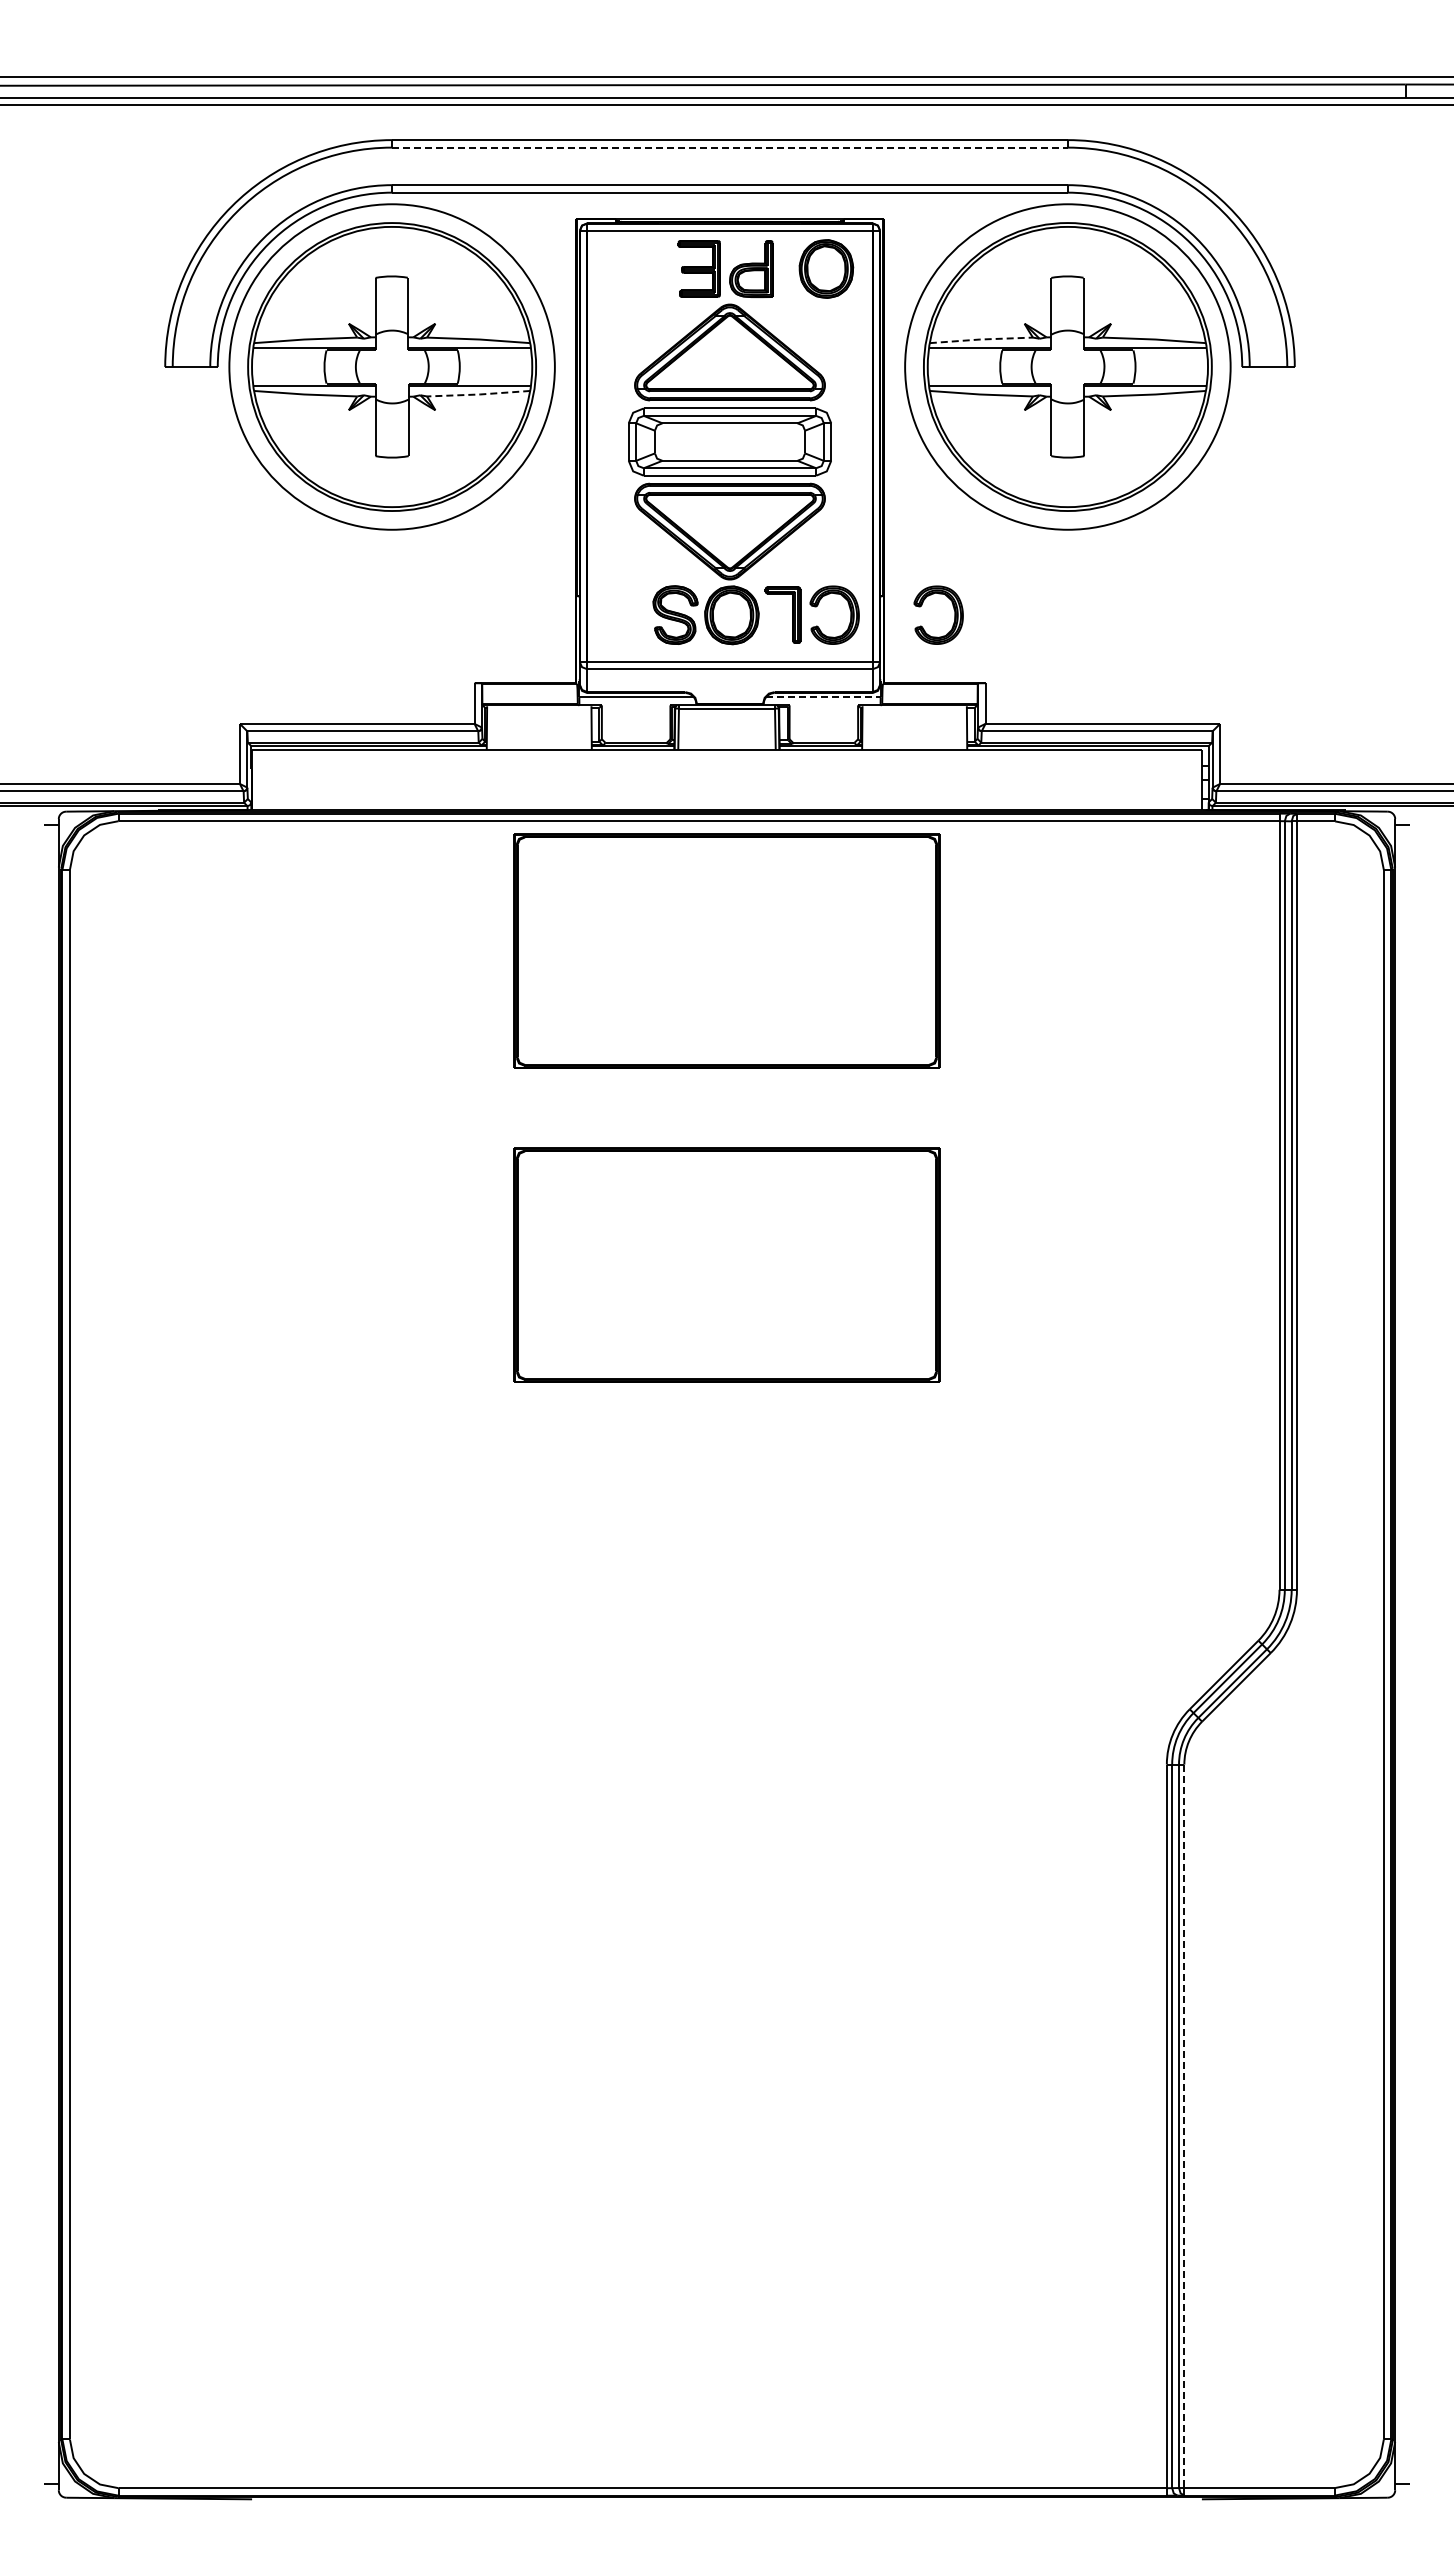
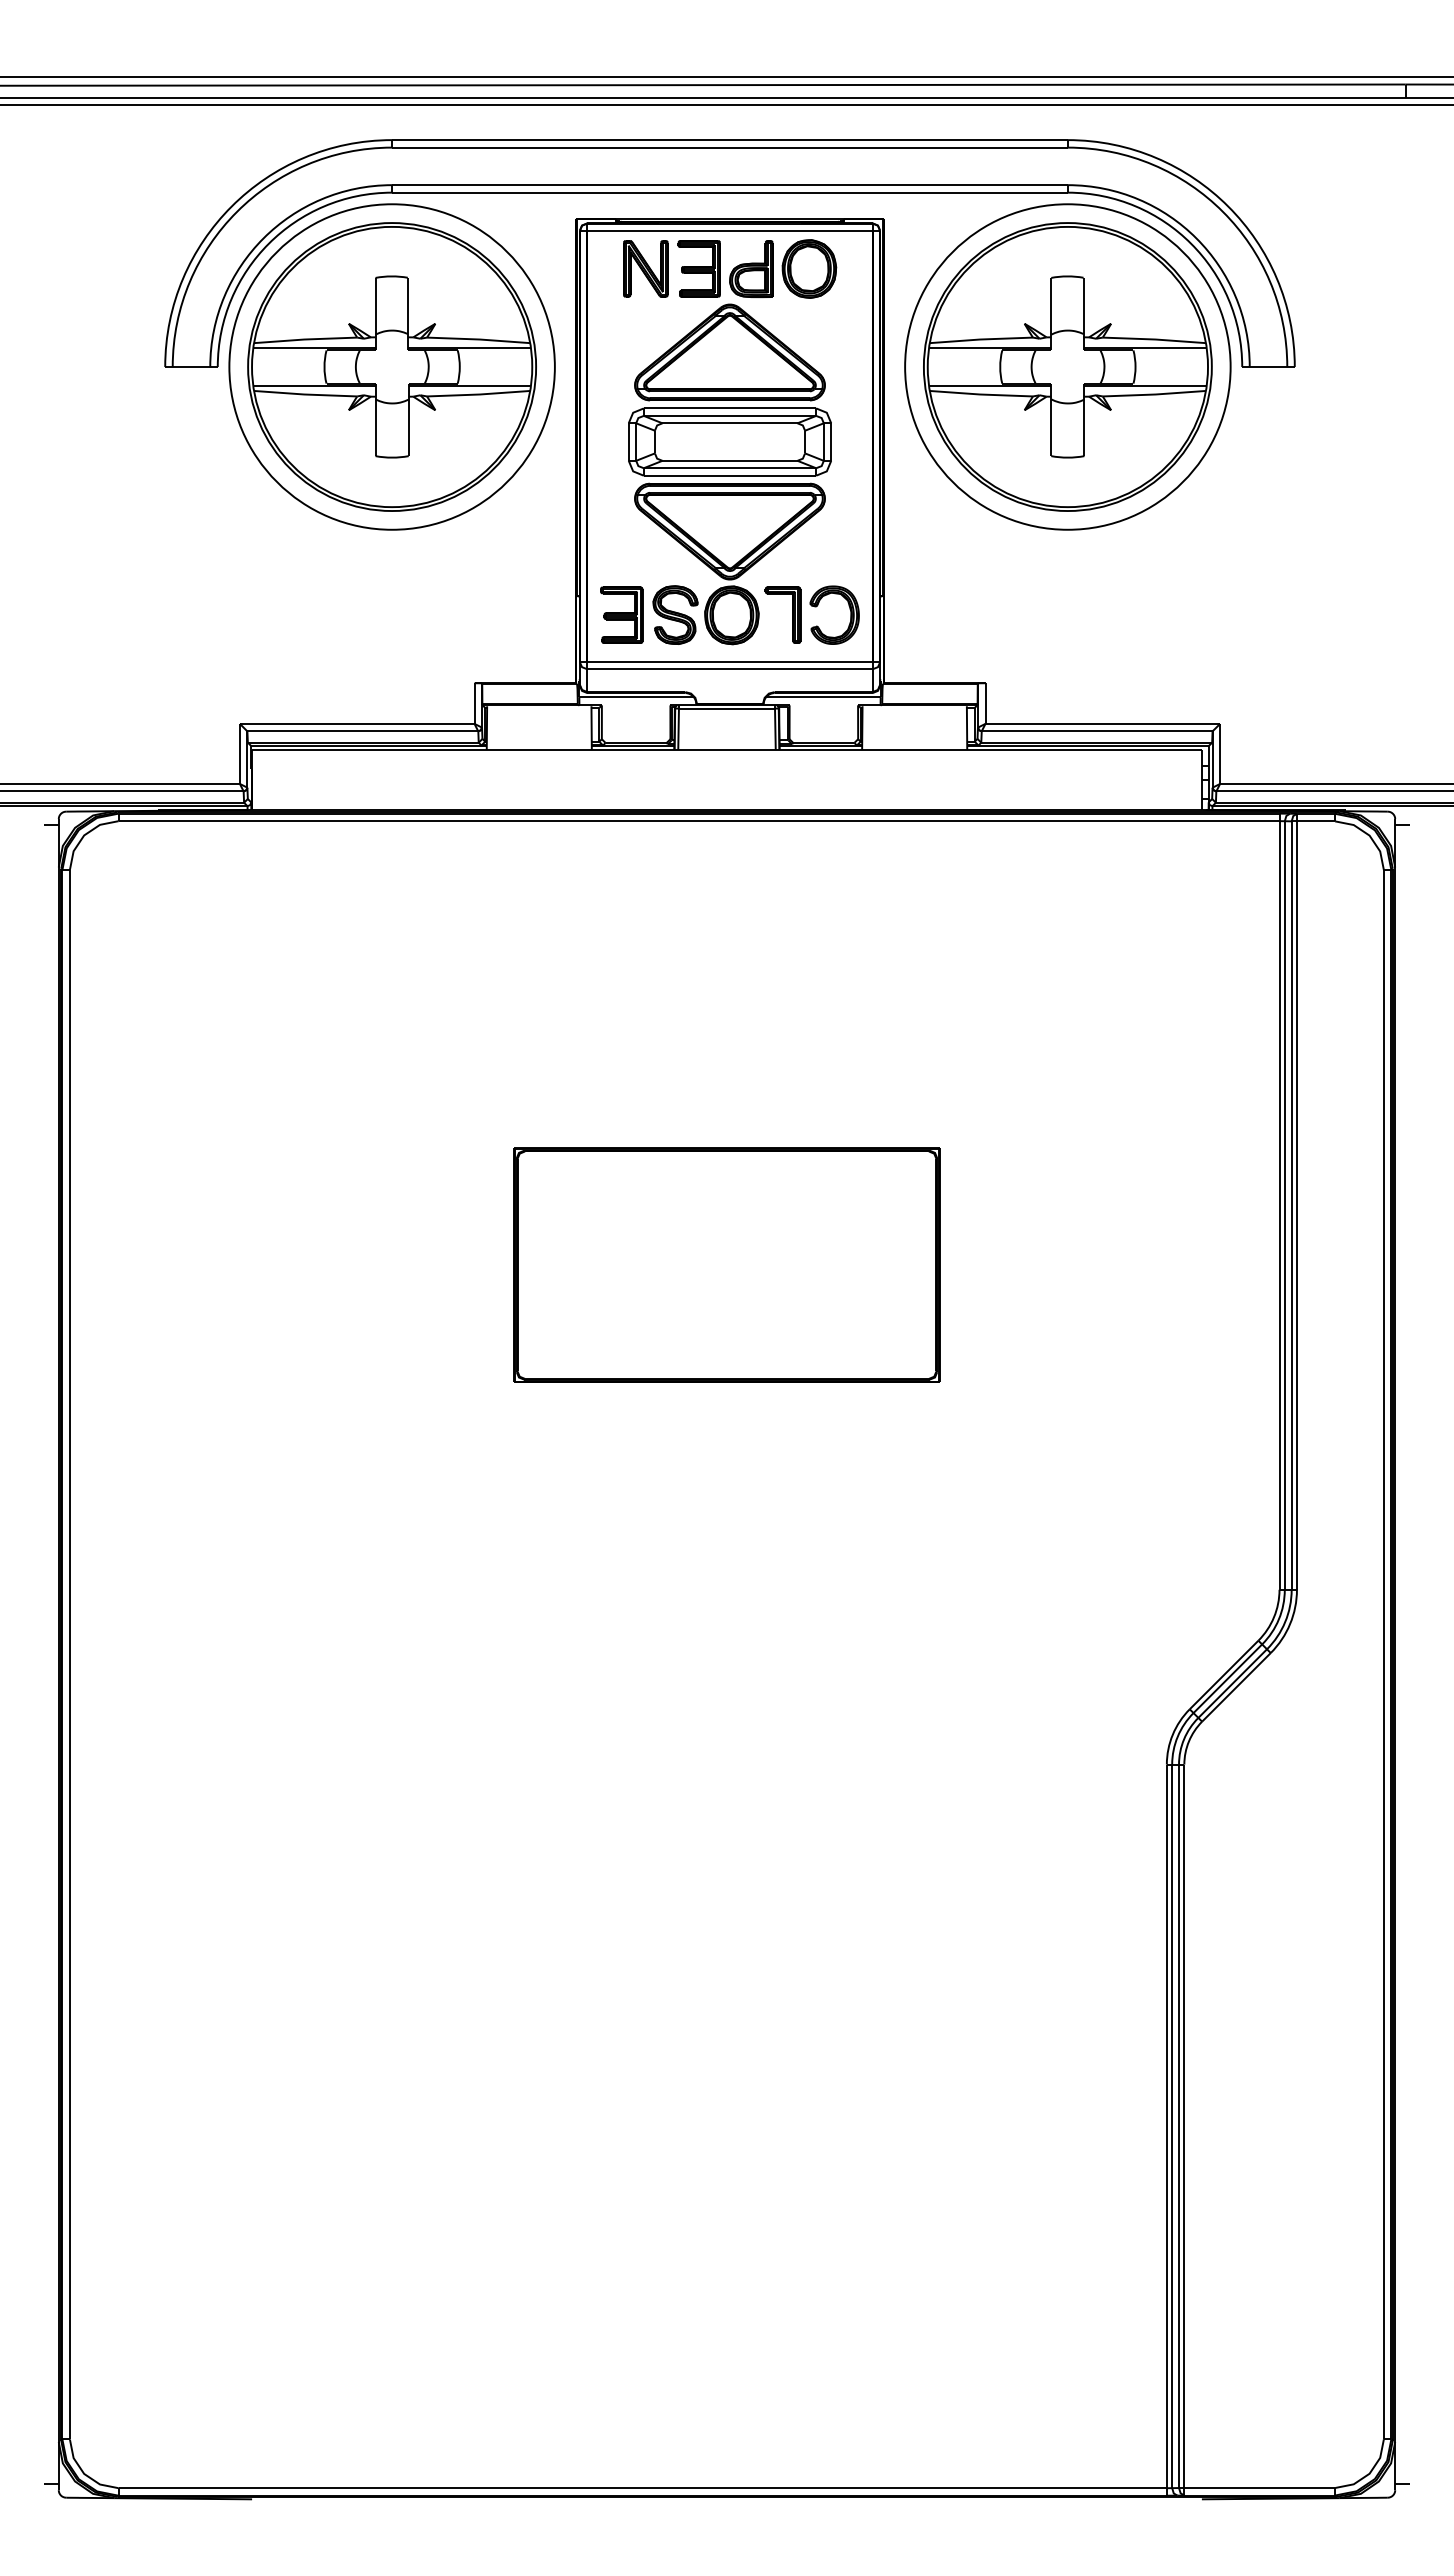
line: dashed -> solid (729, 147)
part: none -> present (645, 268)
part position: (826, 268) -> (809, 268) (809, 268)
line: dashed -> solid (980, 339)
line: dashed -> solid (479, 394)
part: present -> none (953, 609)
part: none -> present (621, 614)
line: dashed -> solid (823, 697)
part: present -> none (726, 950)
line: dashed -> solid (1184, 2126)
